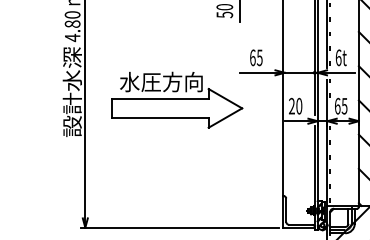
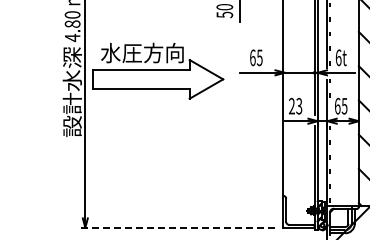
part position: (177, 99) -> (158, 70) (158, 70)
text: 20 -> 23 (299, 106)
line: solid -> dashed (179, 227)
